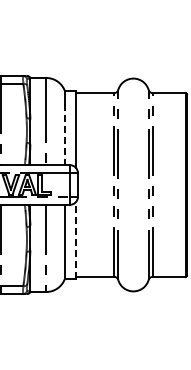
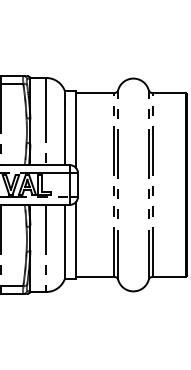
line: dashed -> solid (65, 134)
line: dashed -> solid (76, 239)
